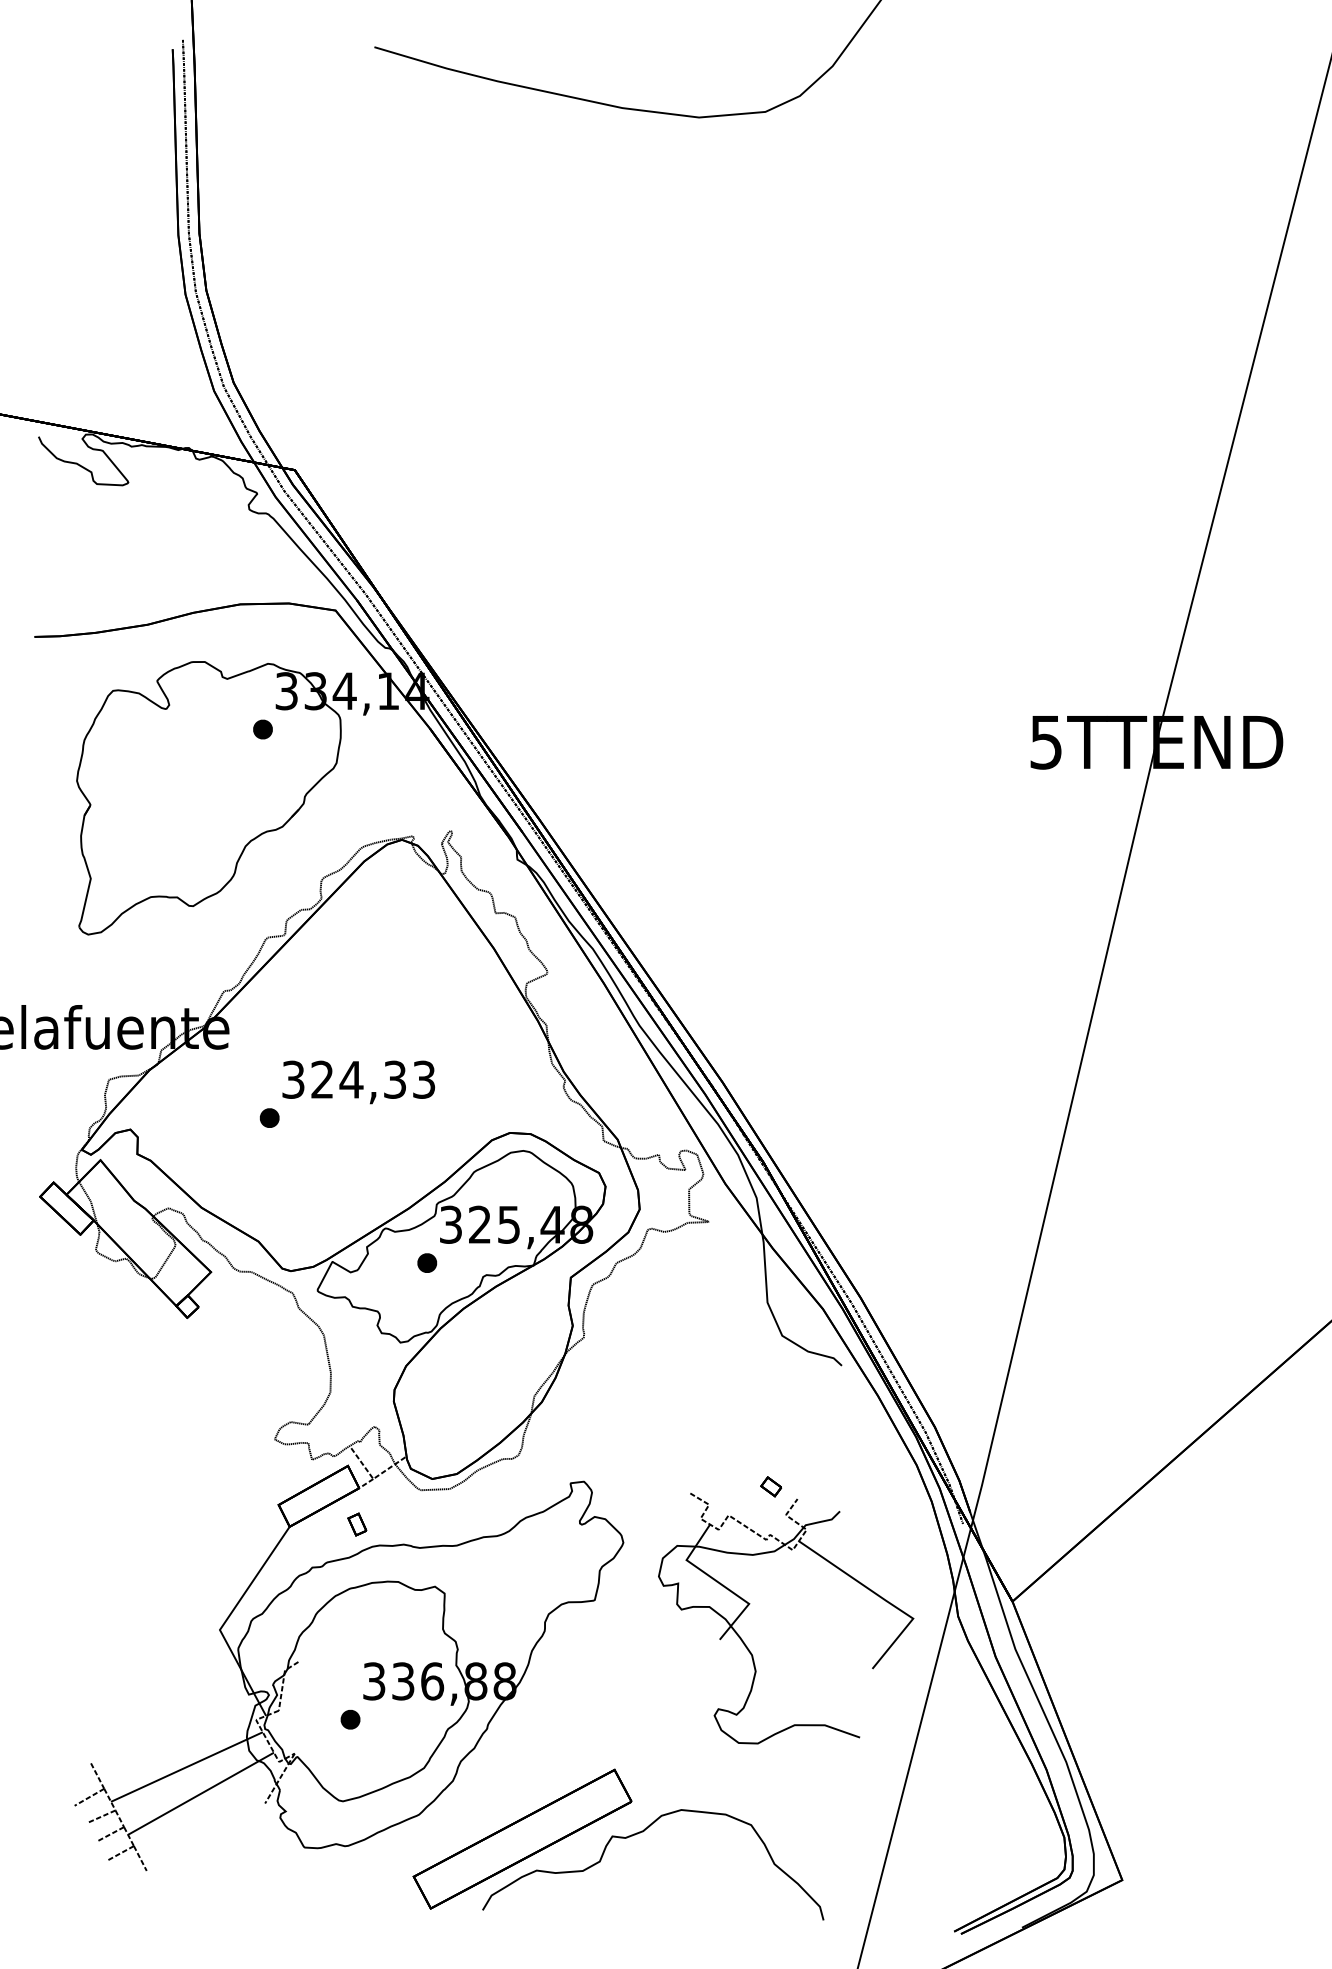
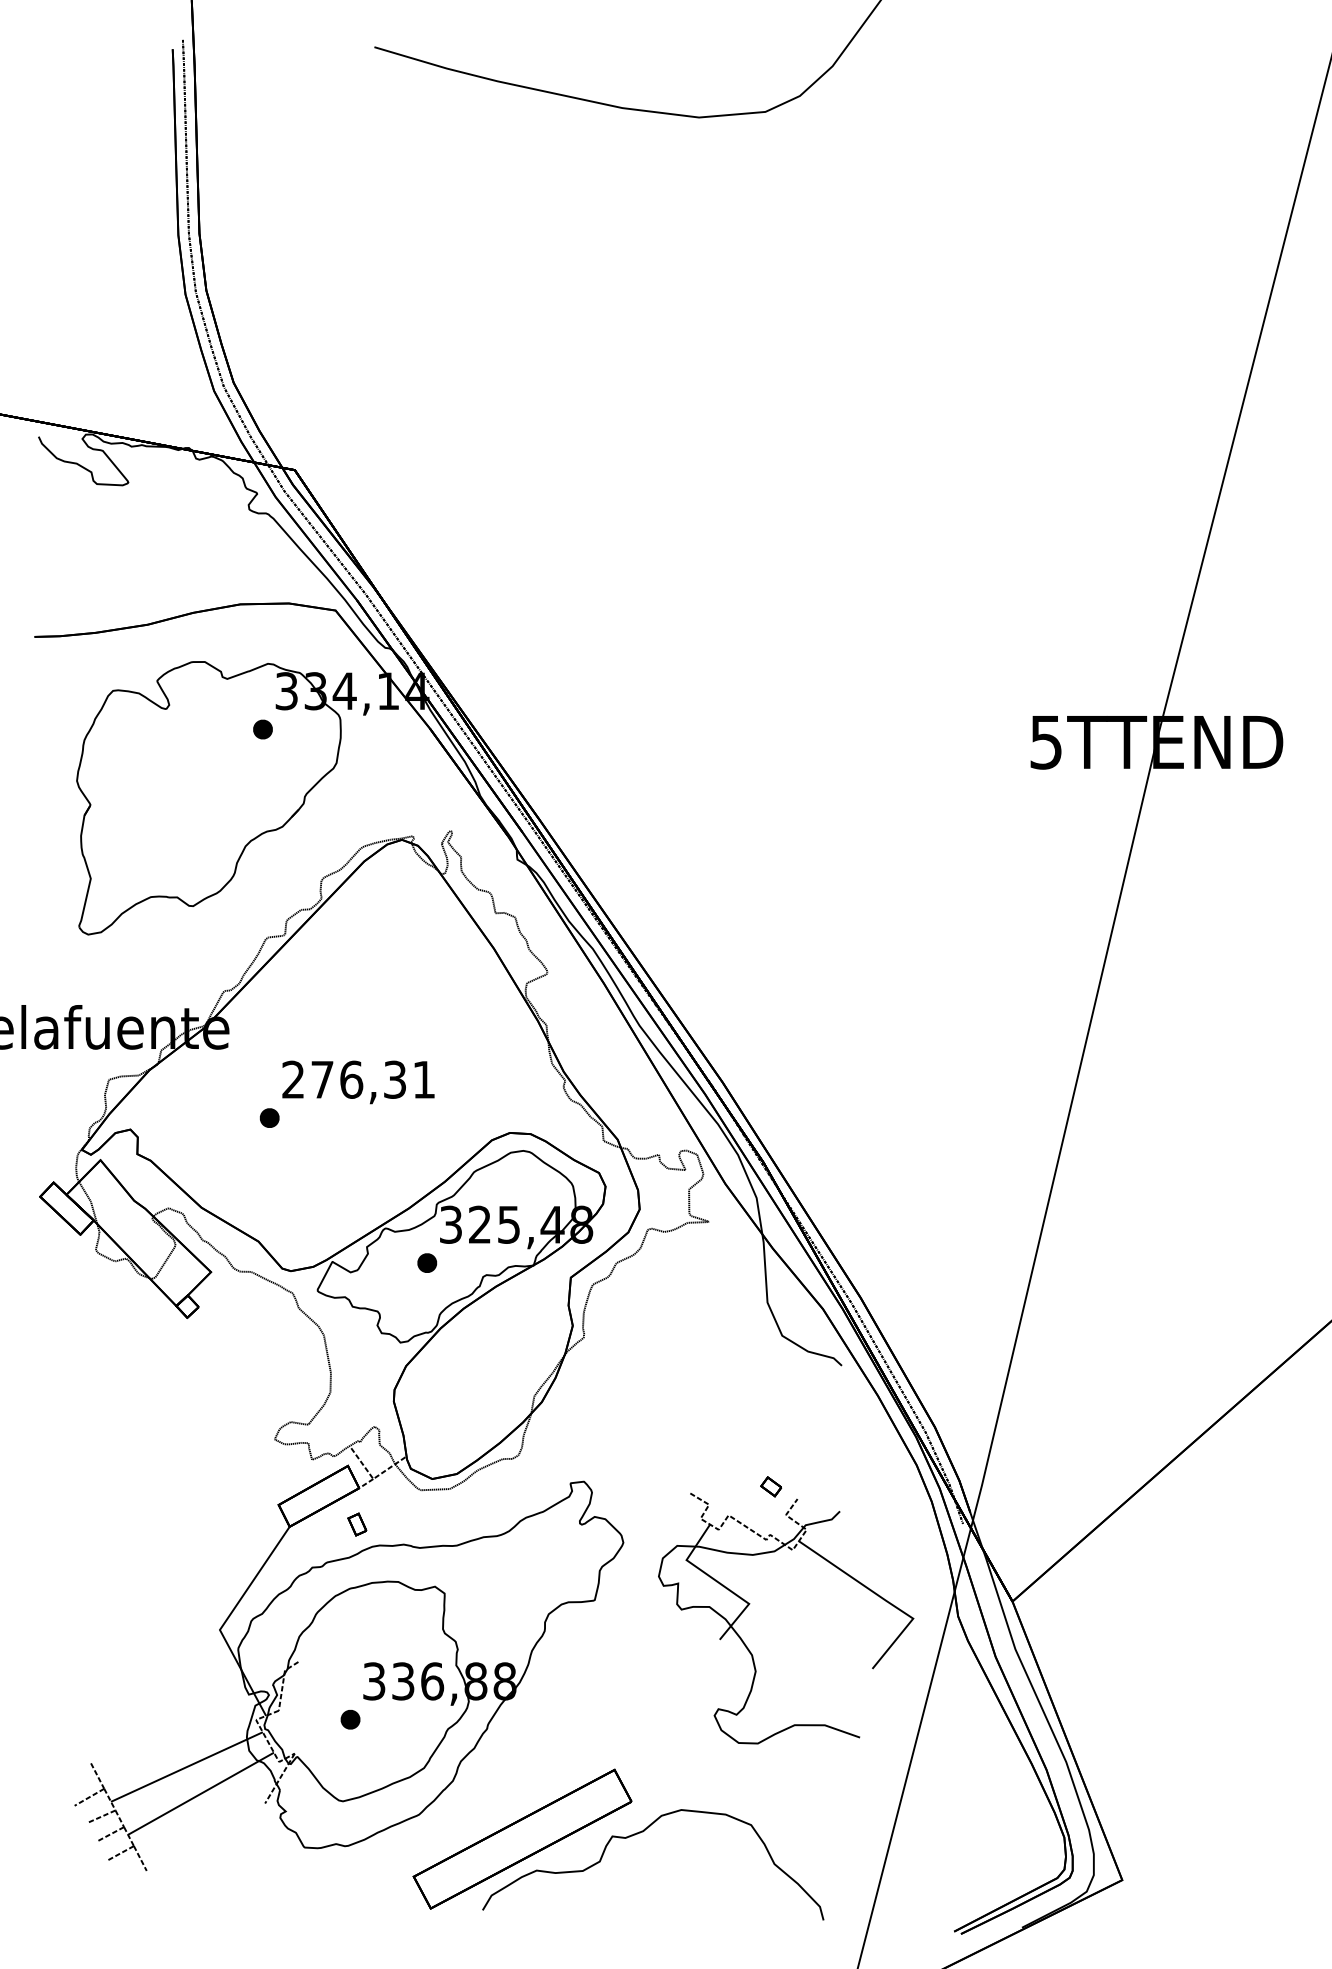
text: 324,33 -> 276,31 (358, 1079)
